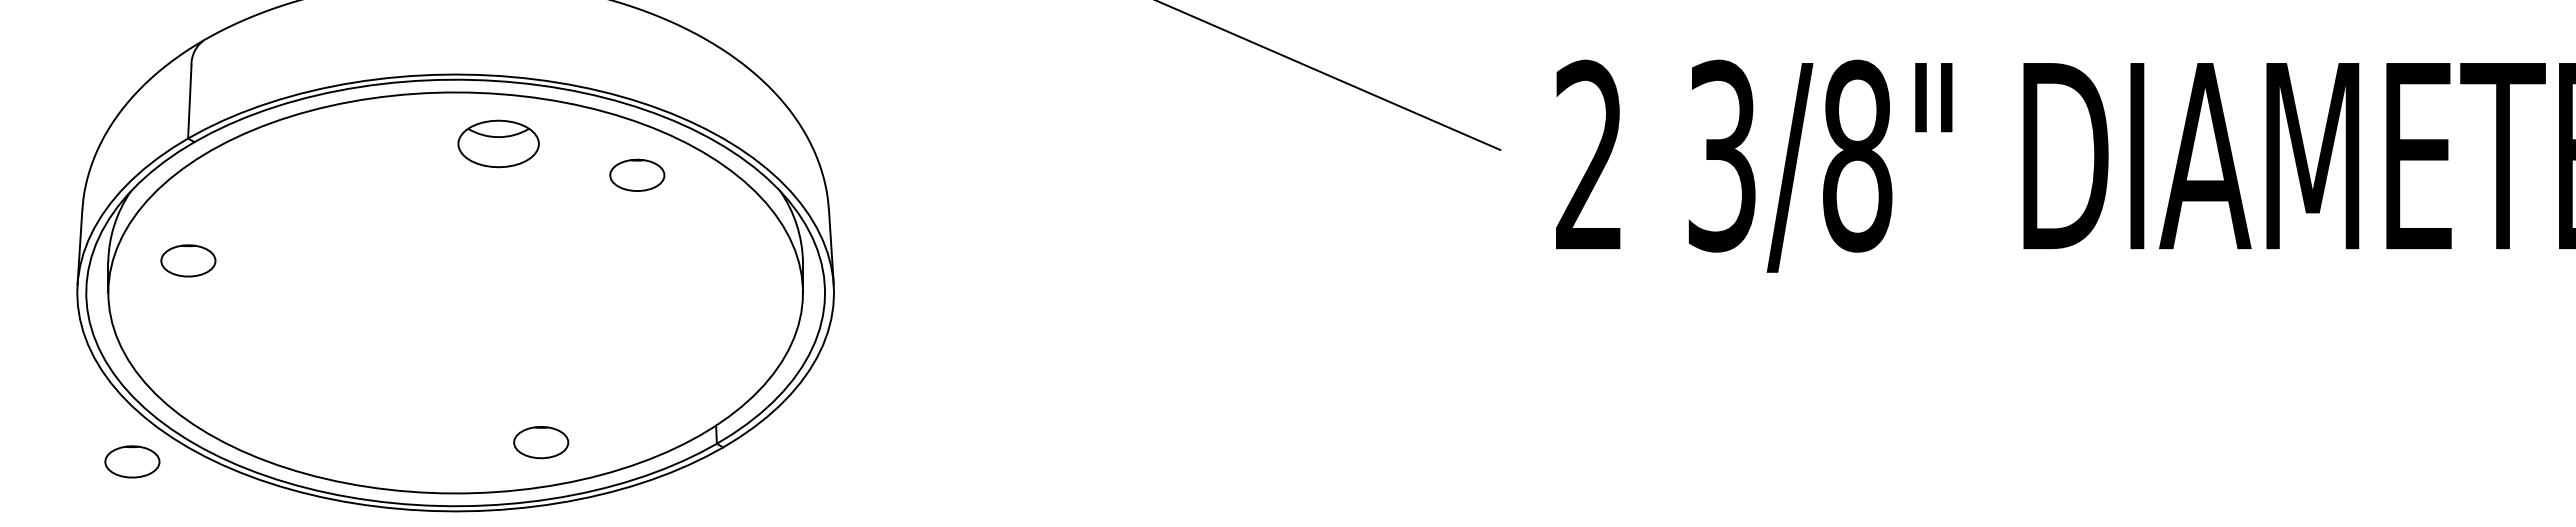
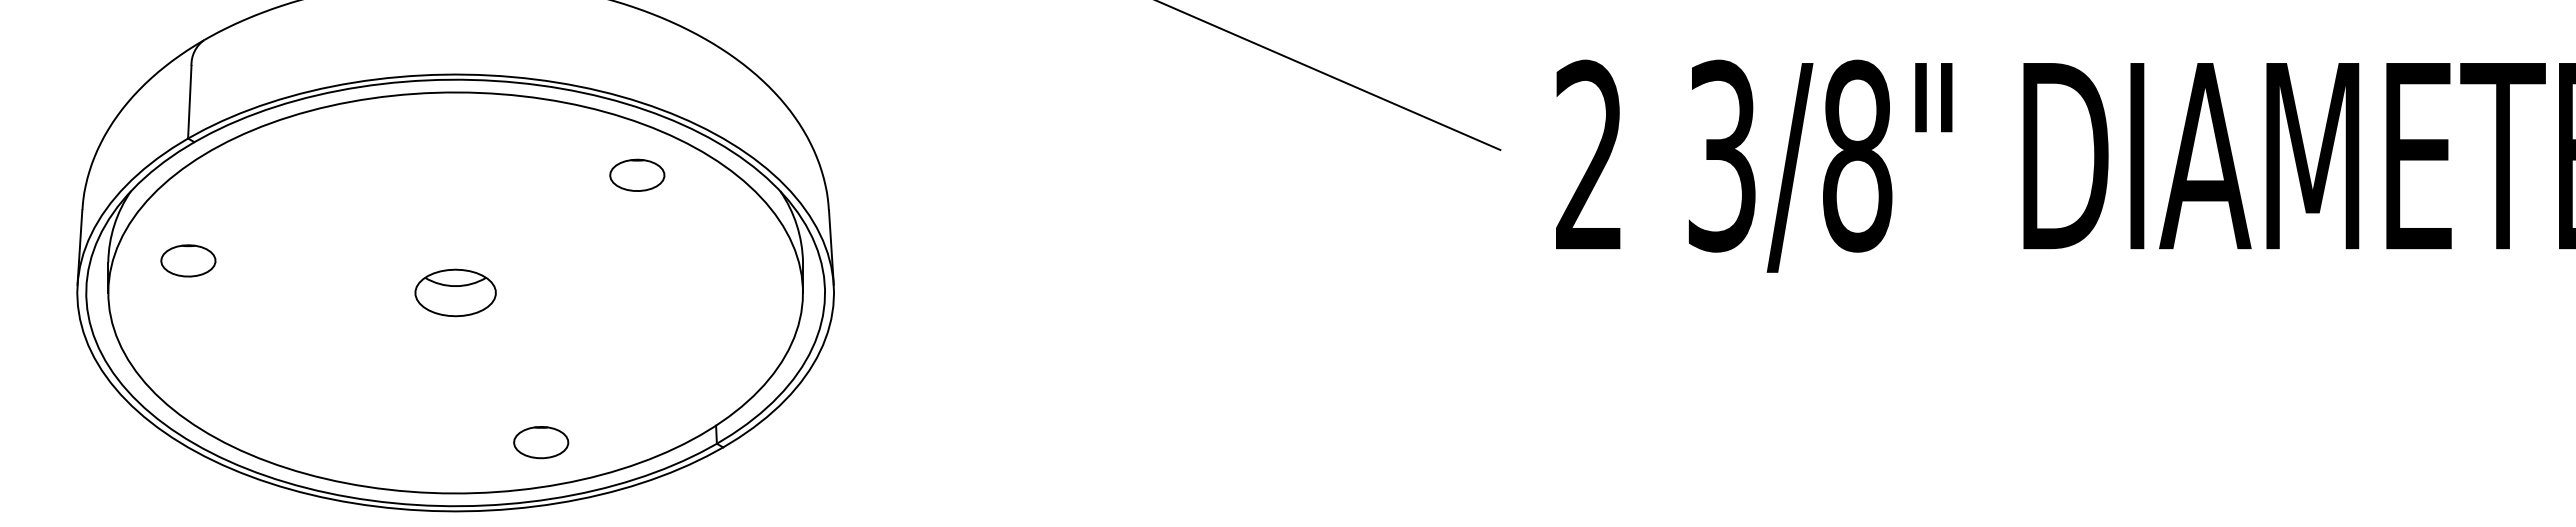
part position: (498, 143) -> (455, 292) (455, 292)
part: present -> none (132, 461)
